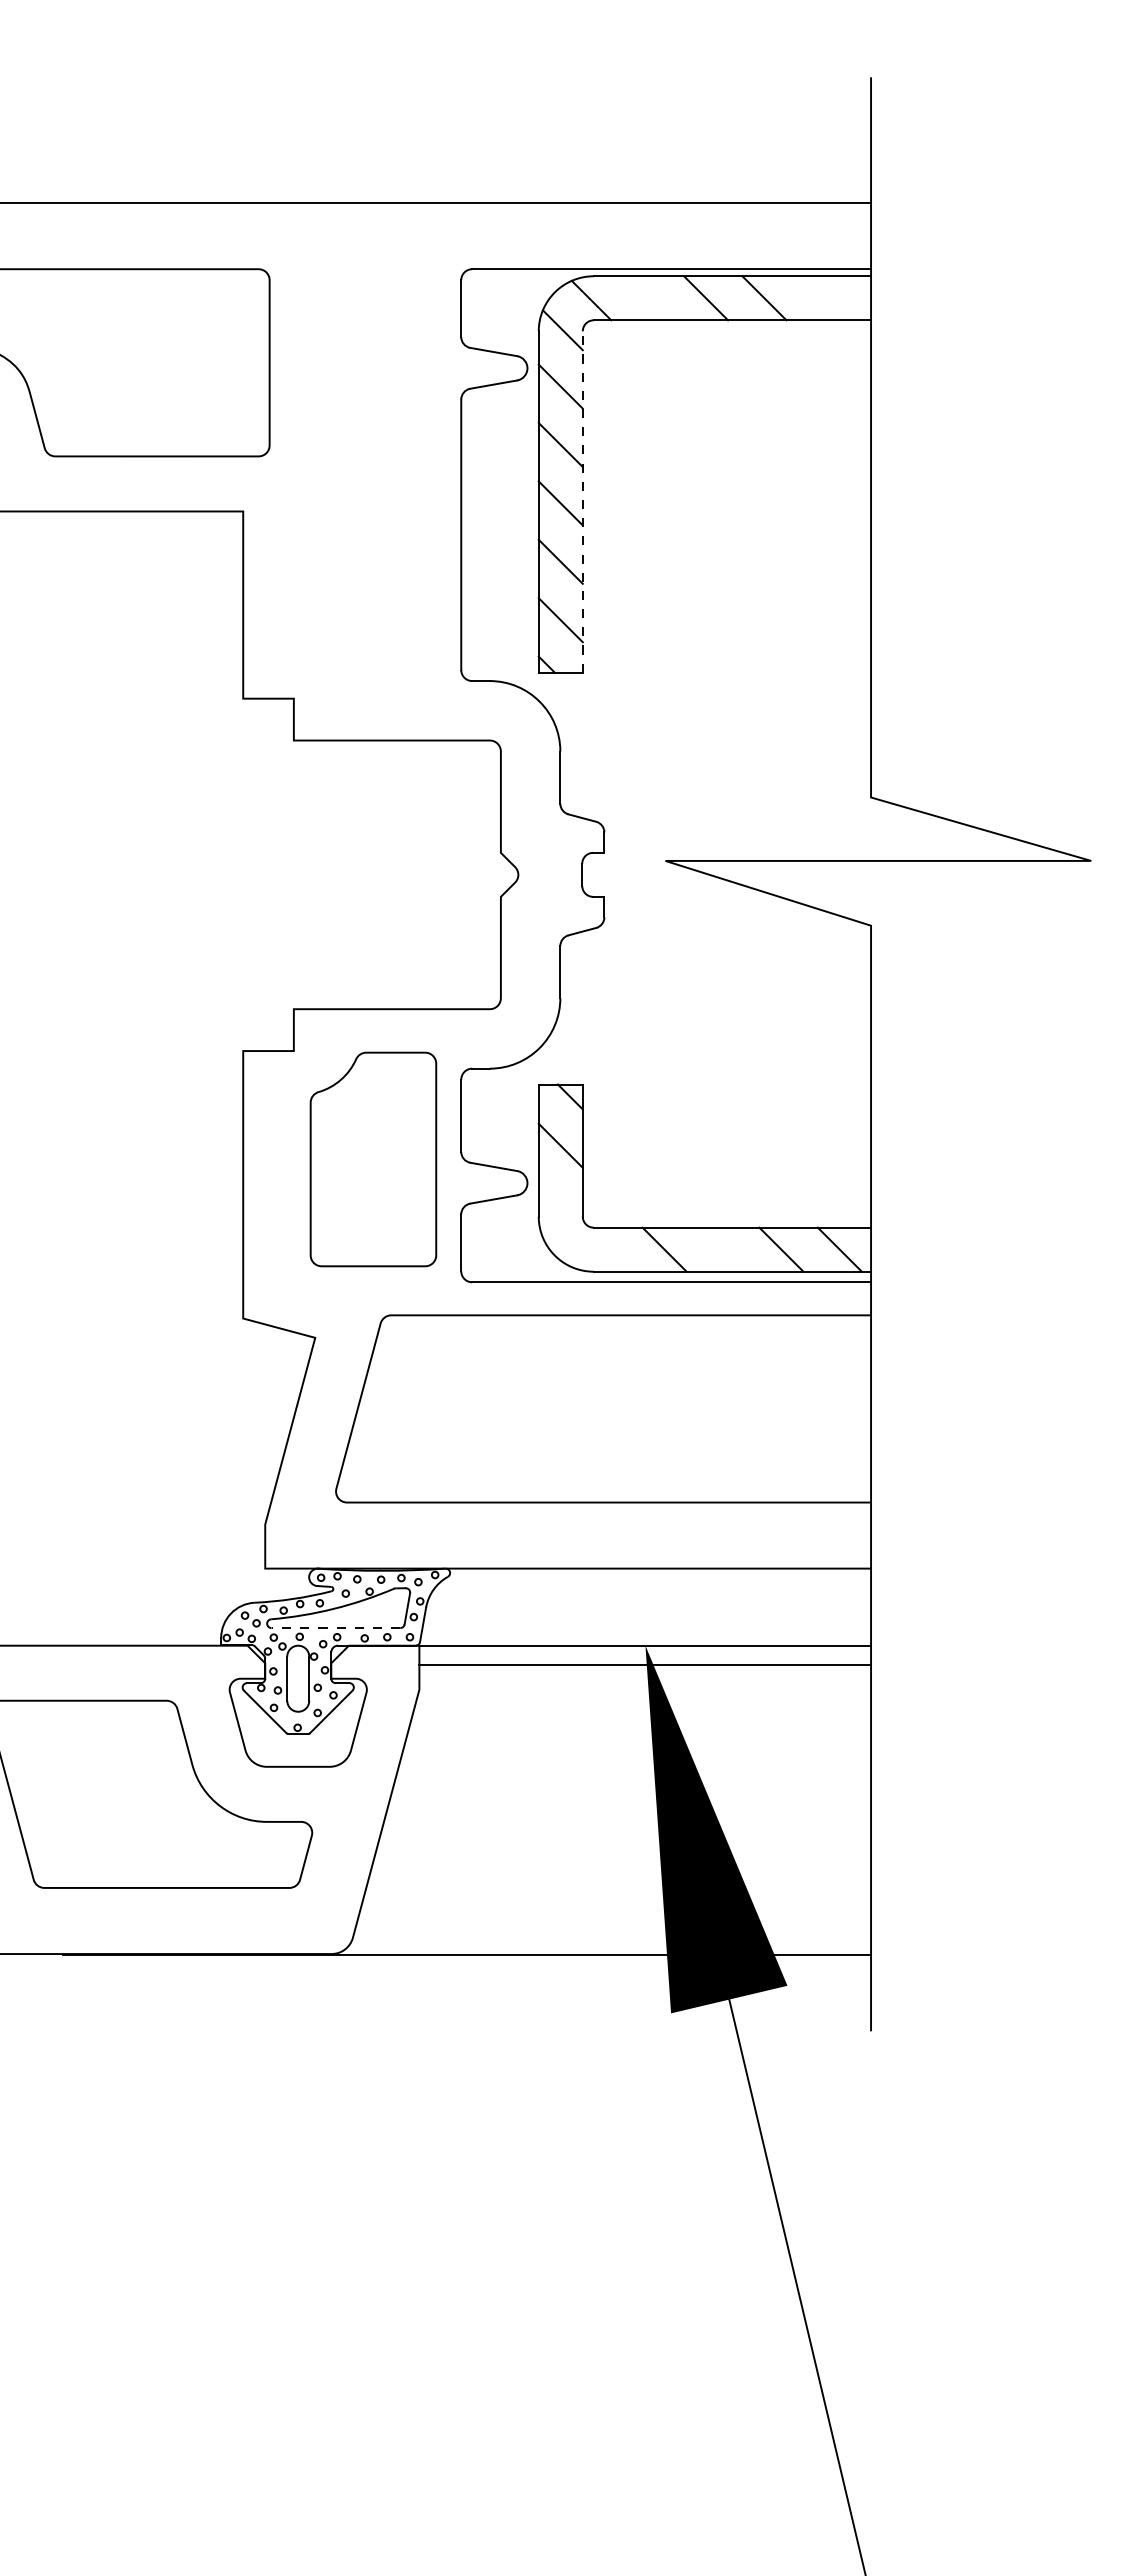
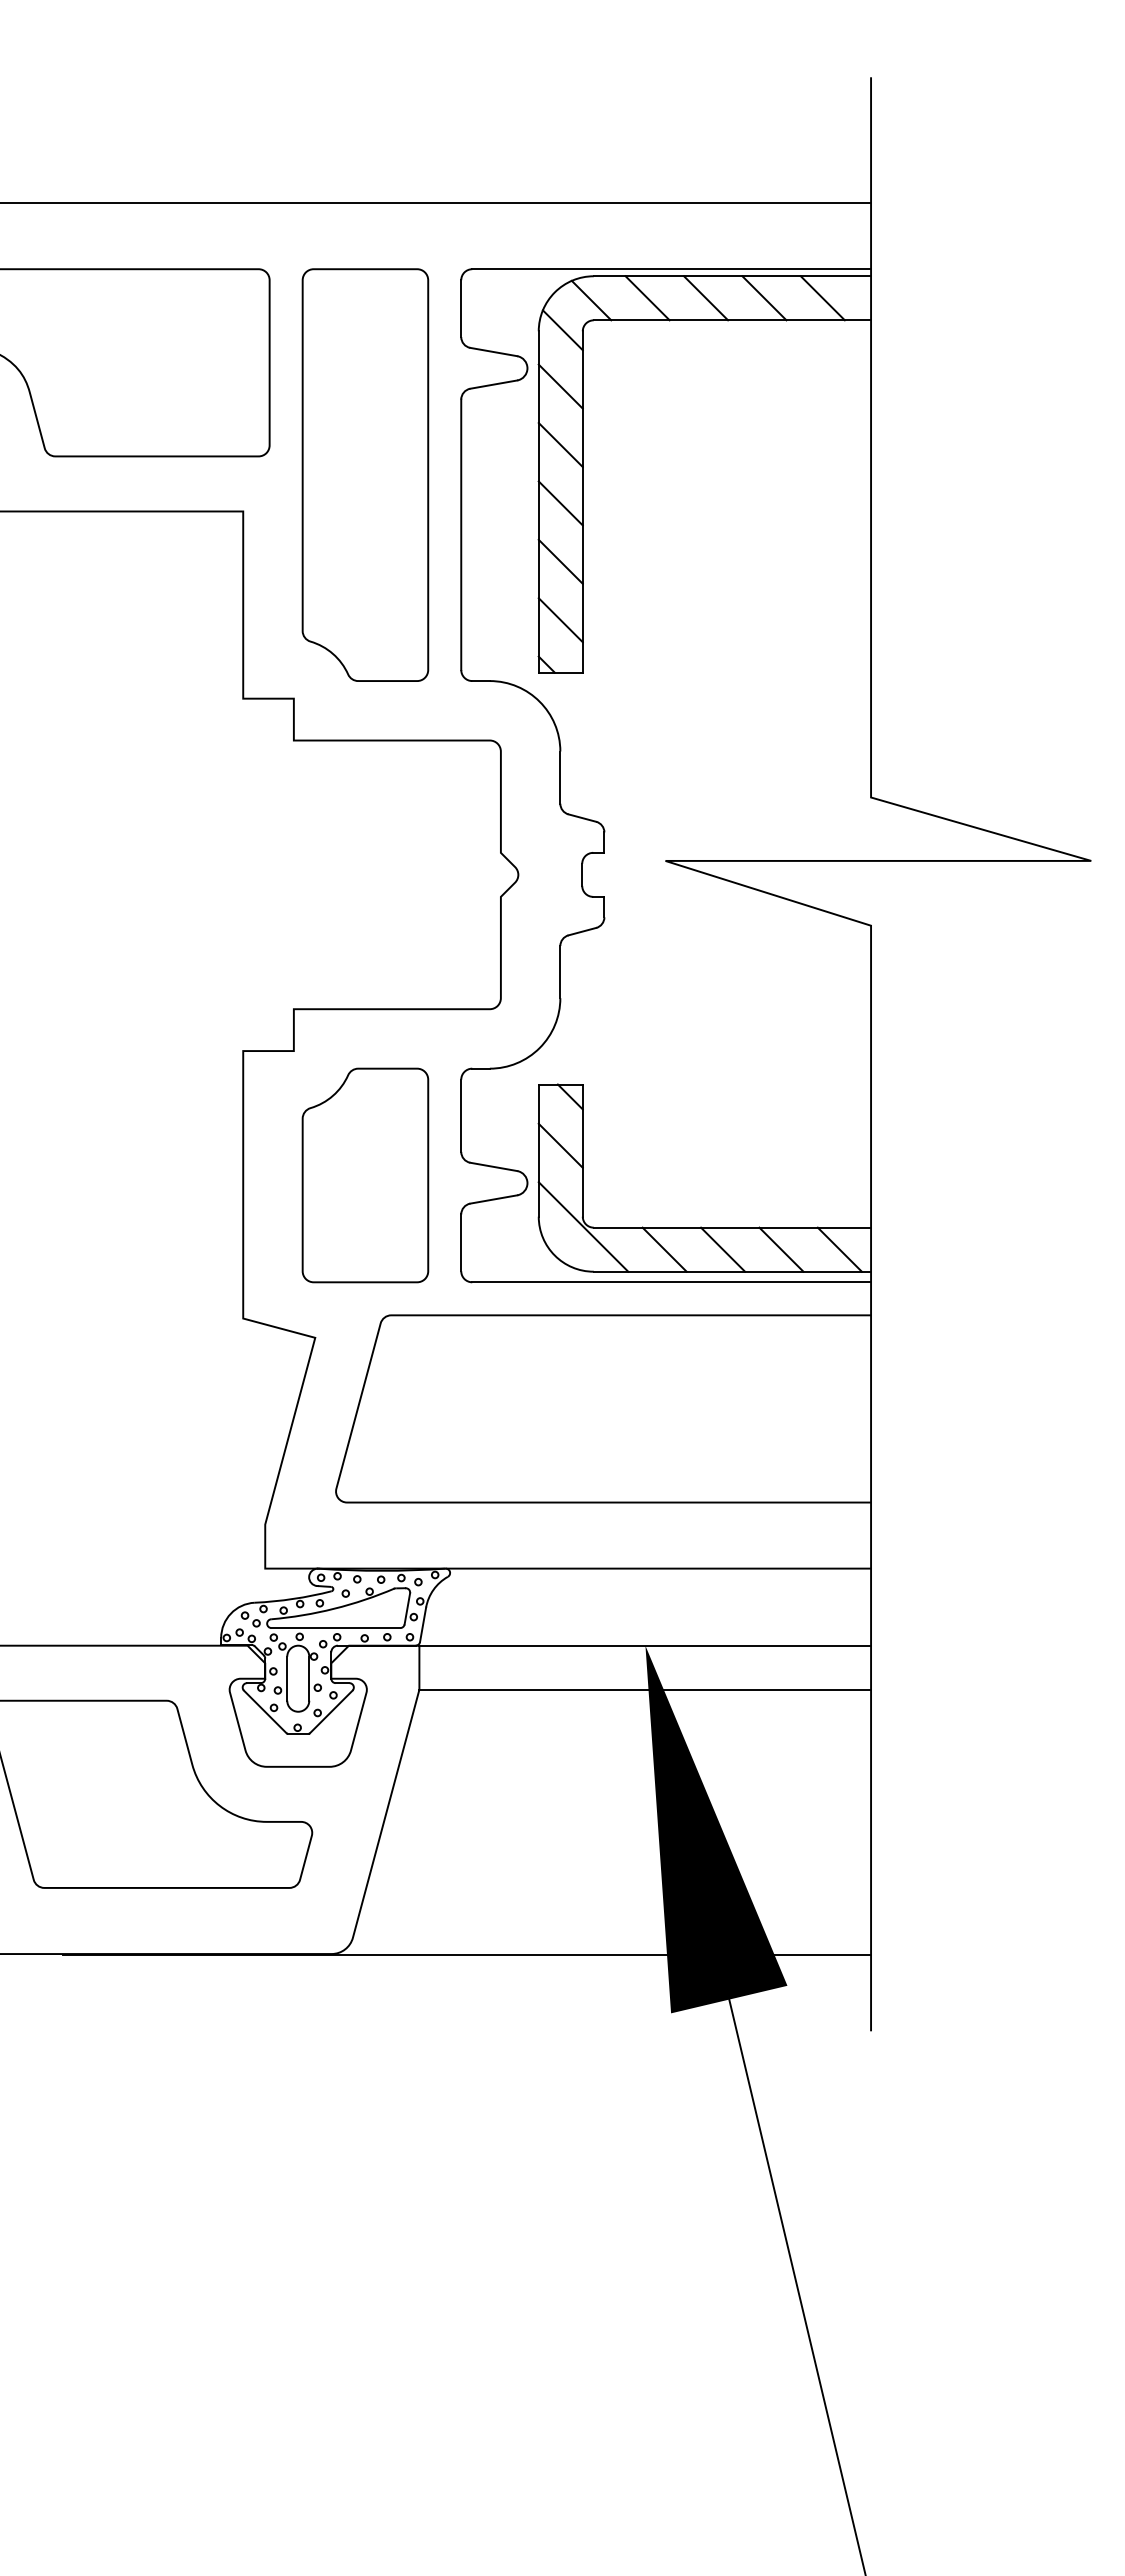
line: none -> present (647, 298)
line: none -> present (822, 298)
part: none -> present (365, 474)
line: dashed -> solid (582, 502)
part position: (373, 1159) -> (365, 1175) (365, 1175)
line: none -> present (583, 1226)
line: none -> present (723, 1249)
line: dashed -> solid (335, 1628)
line position: (645, 1664) -> (645, 1689) (645, 1689)
